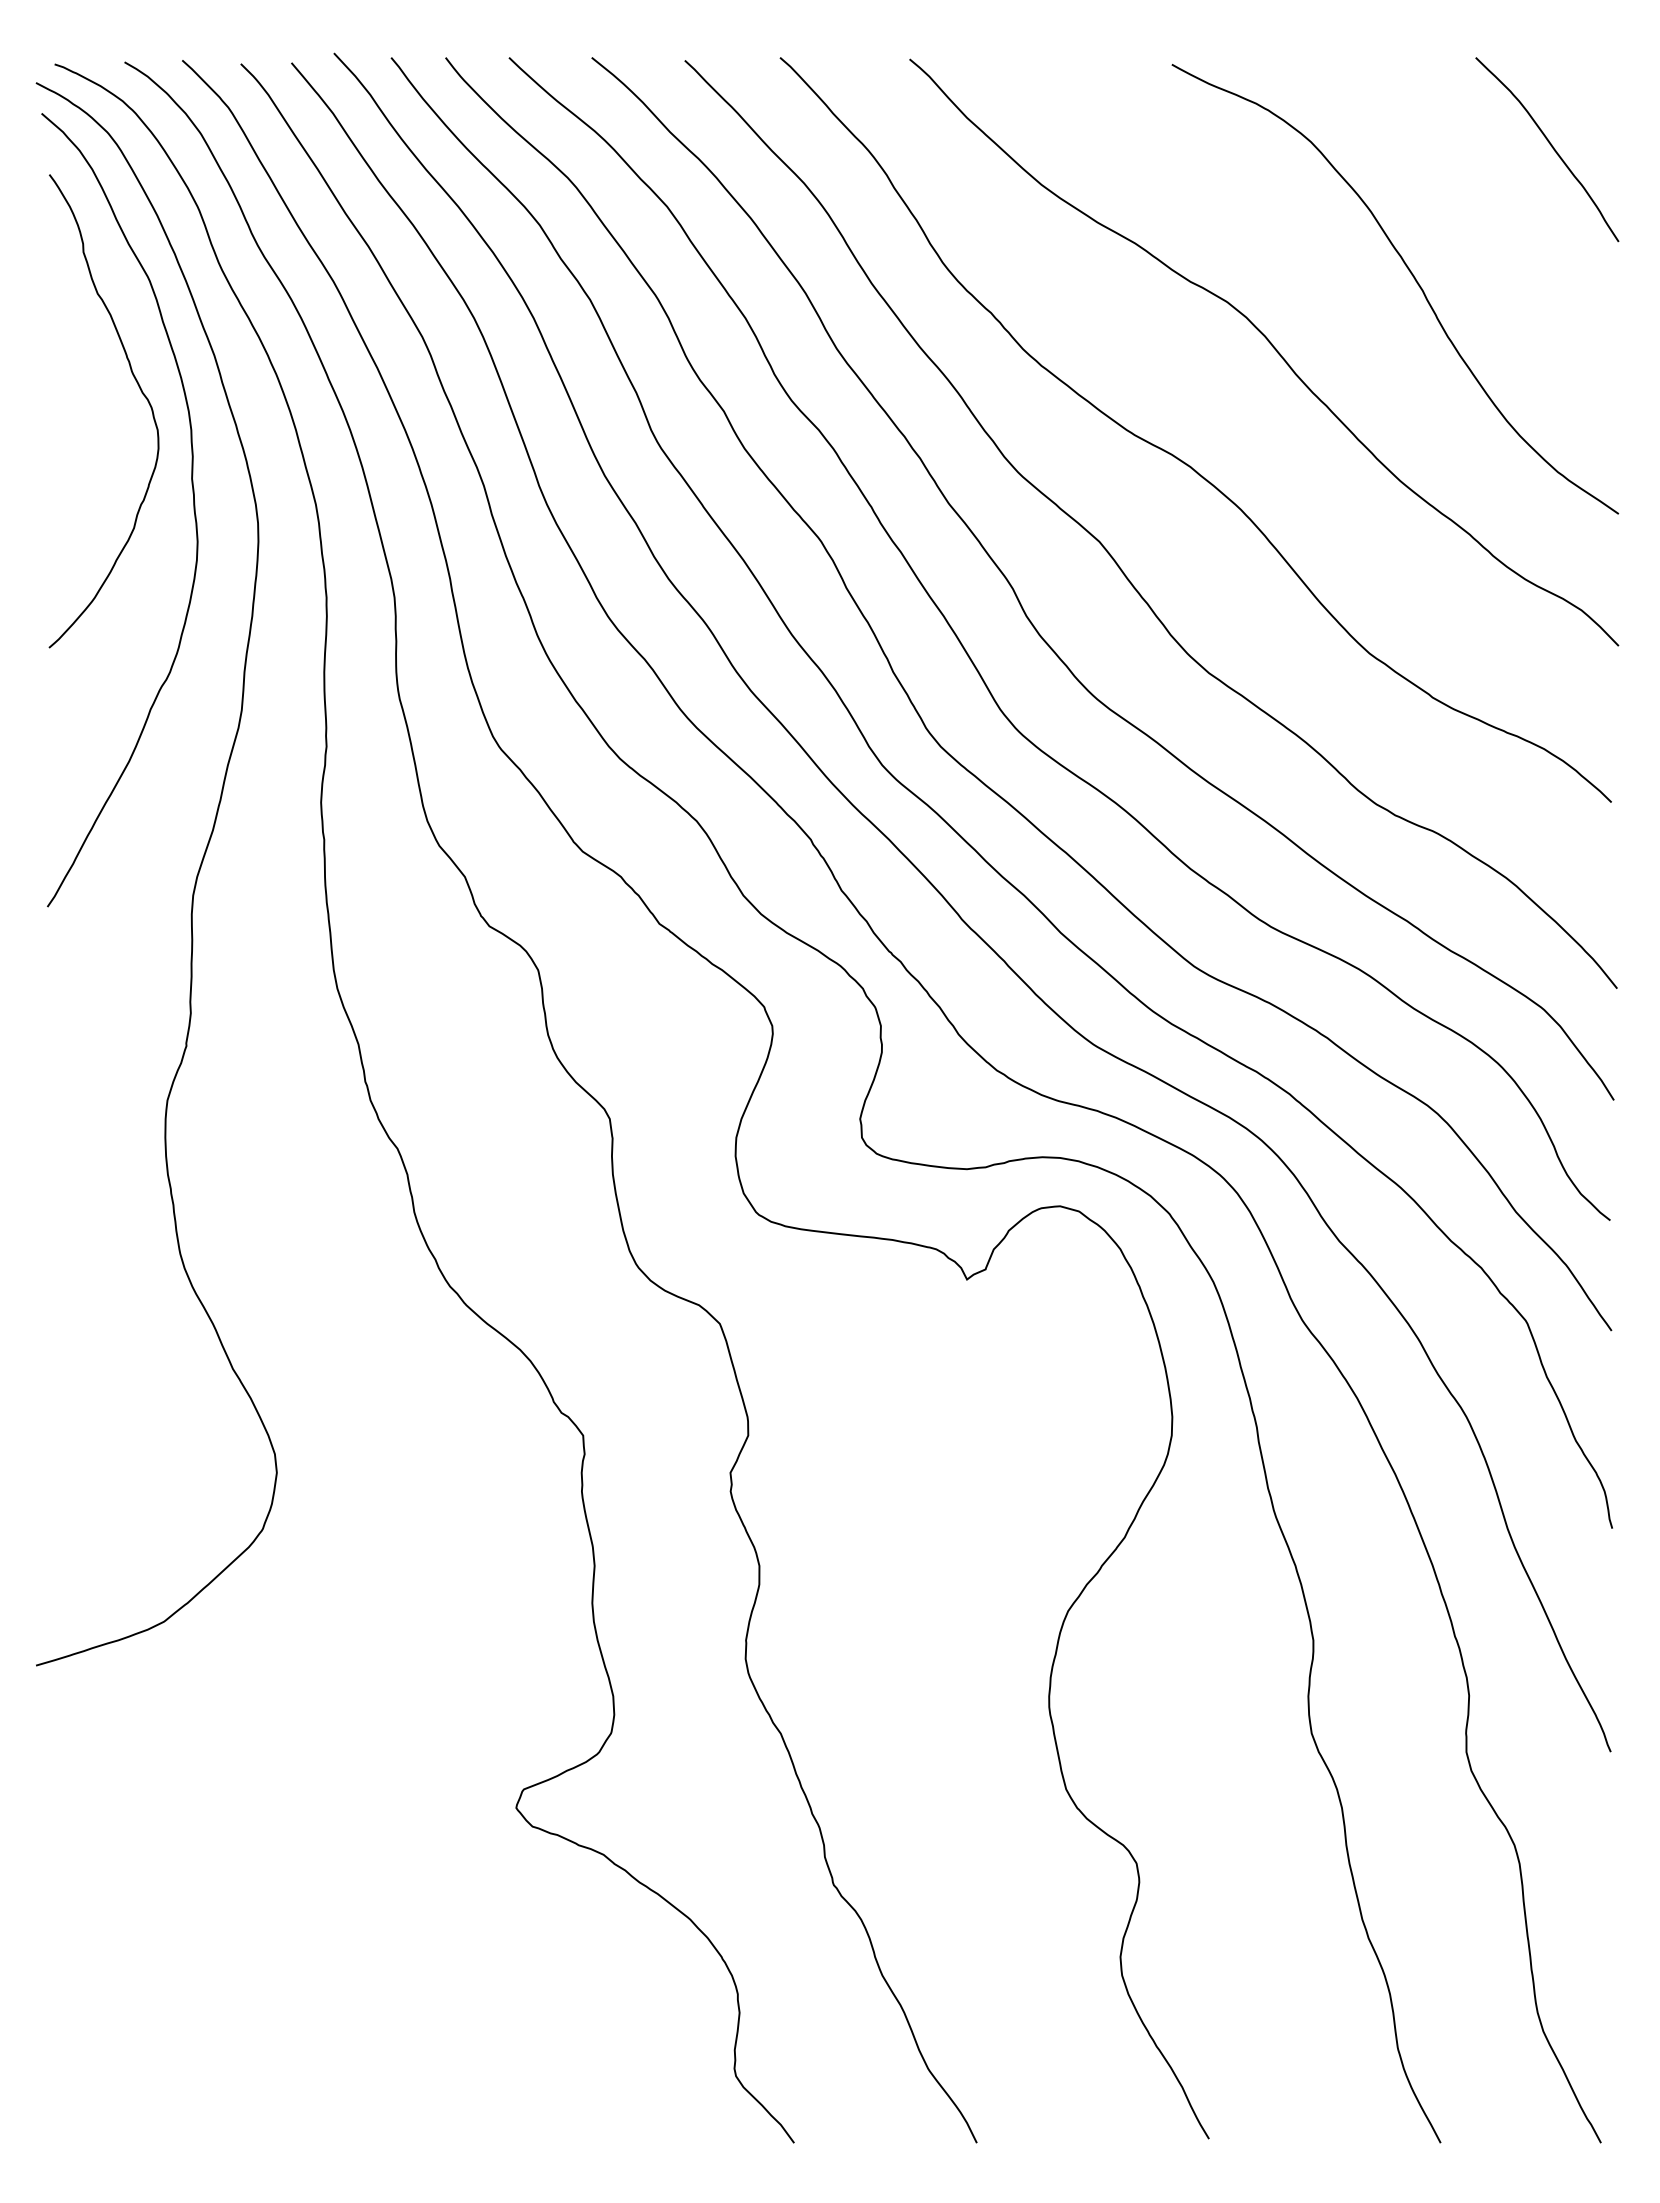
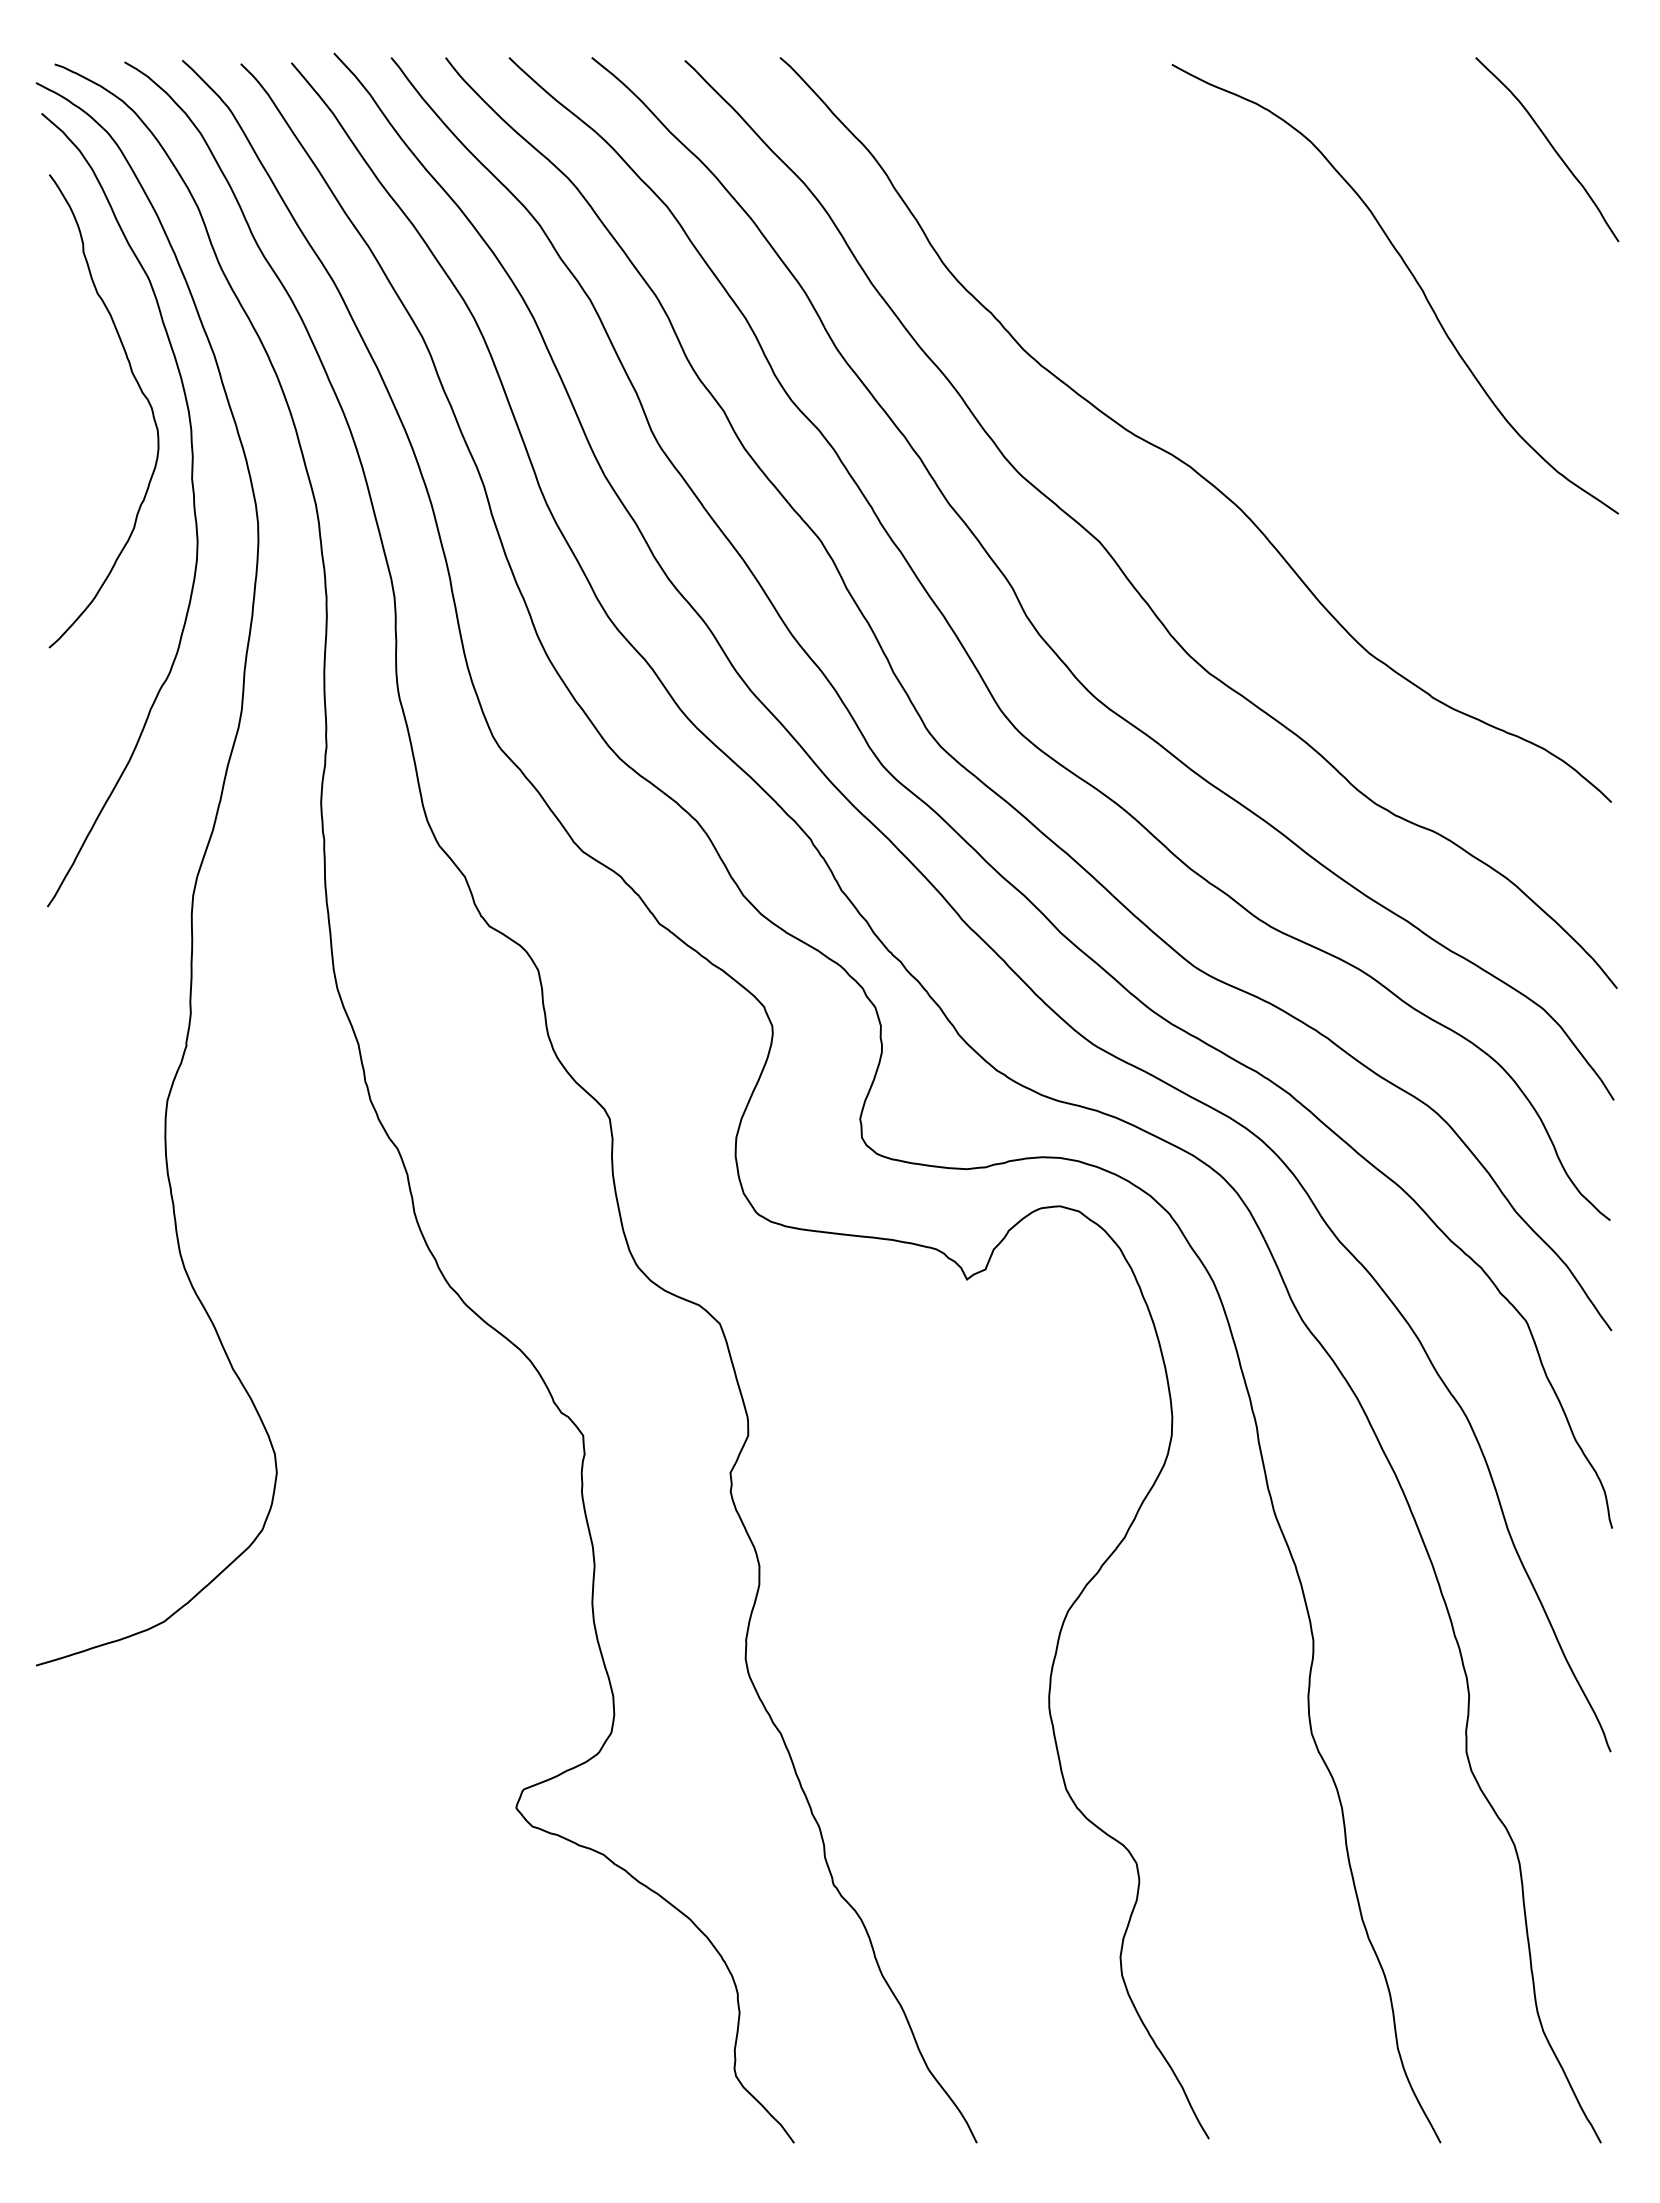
curve: present -> none (1272, 347)
